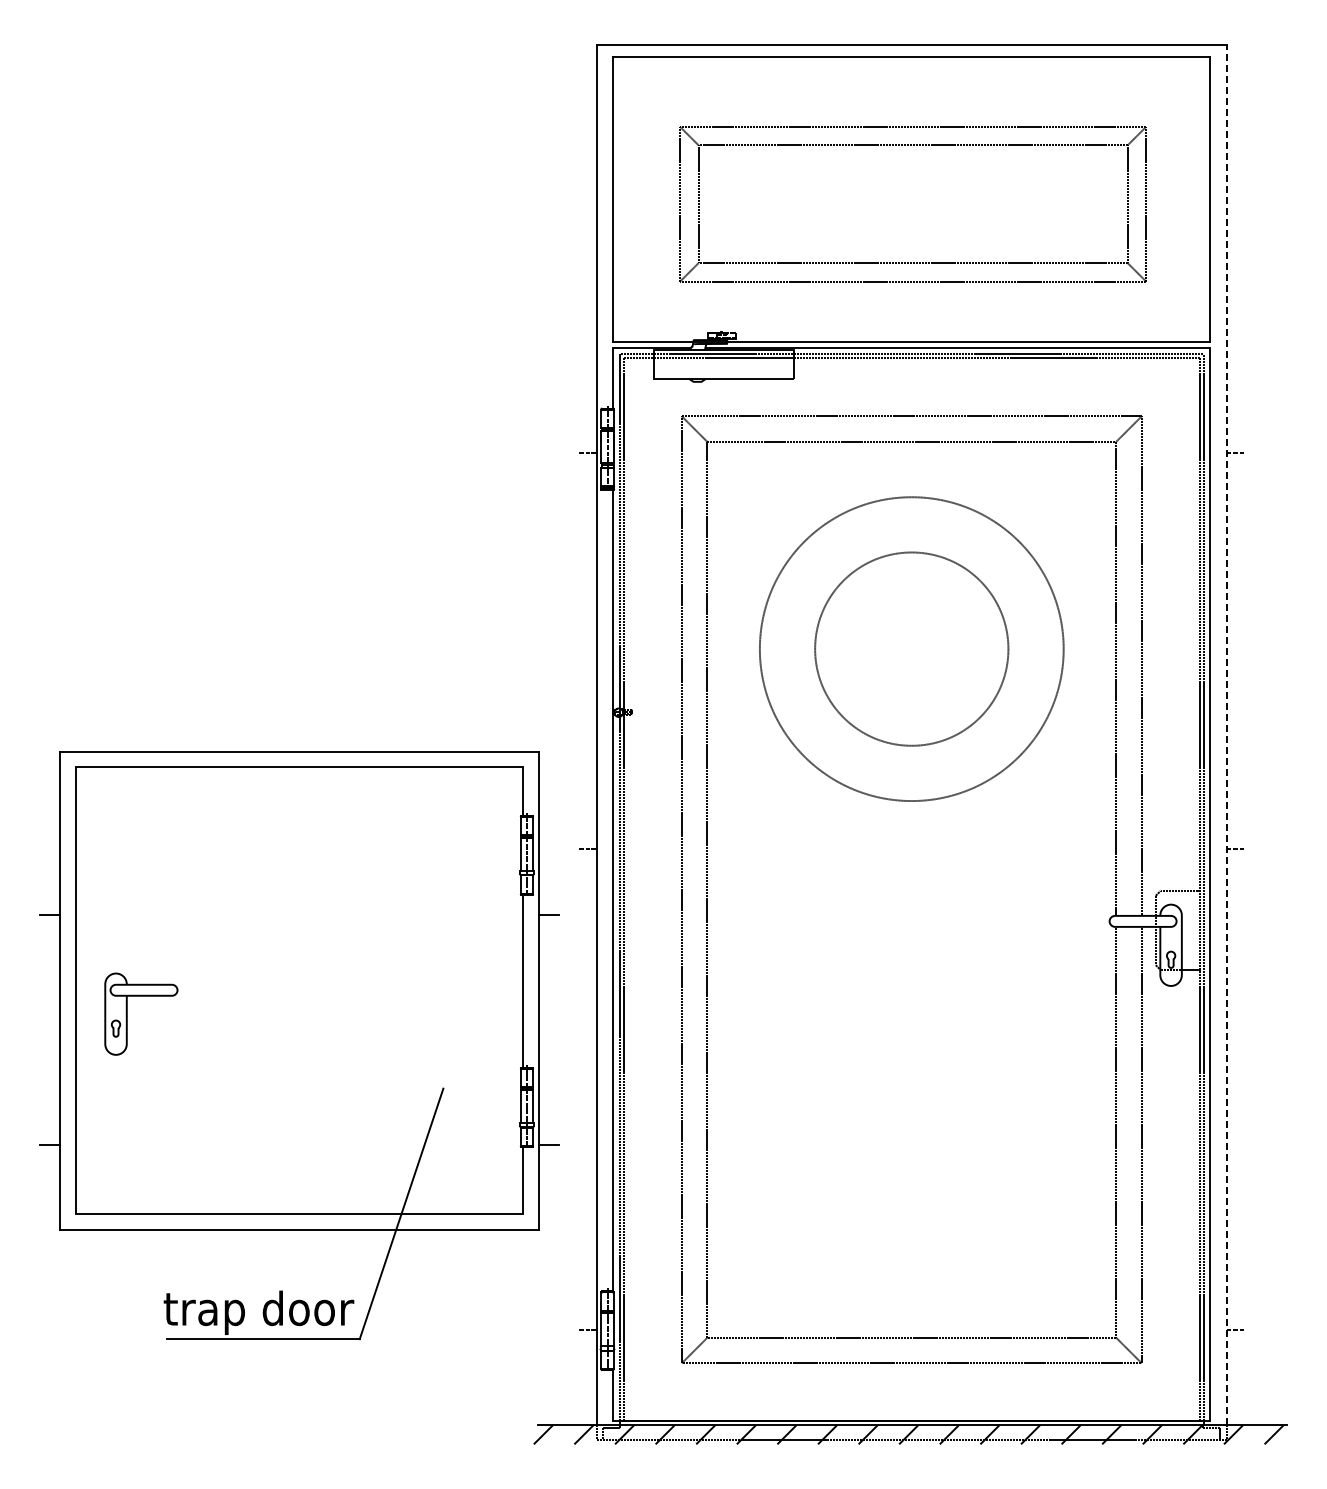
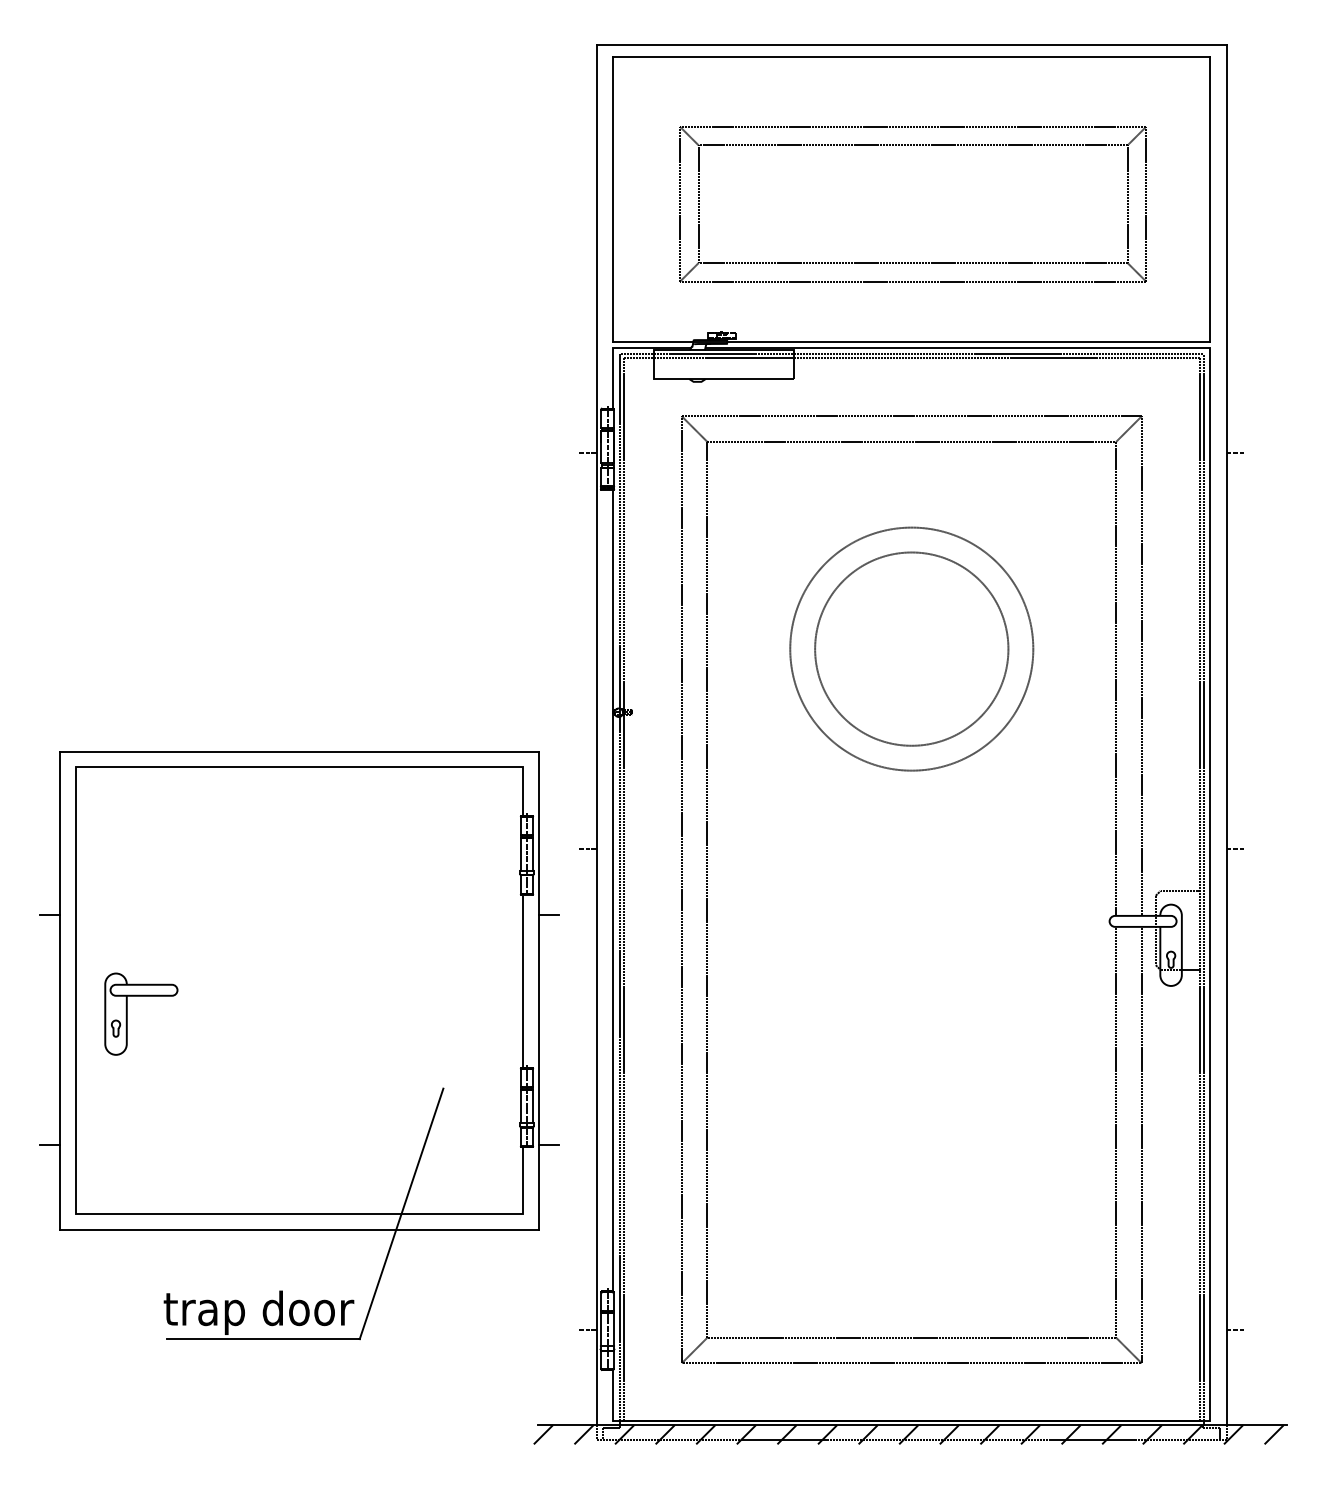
circle diameter: 304 px -> 243 px (911, 648)
line: dashed -> solid (1226, 734)
